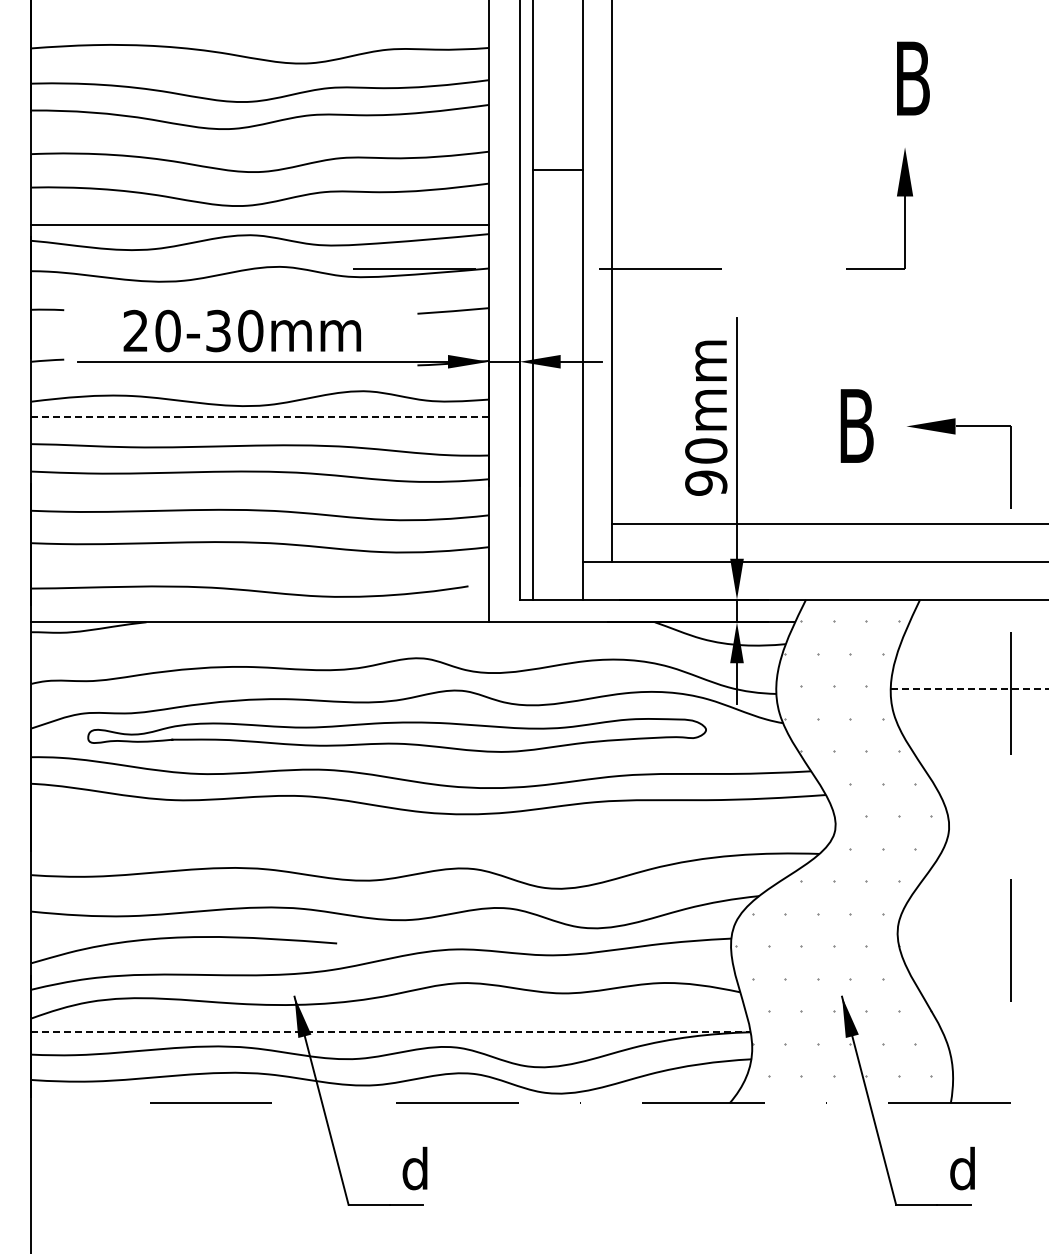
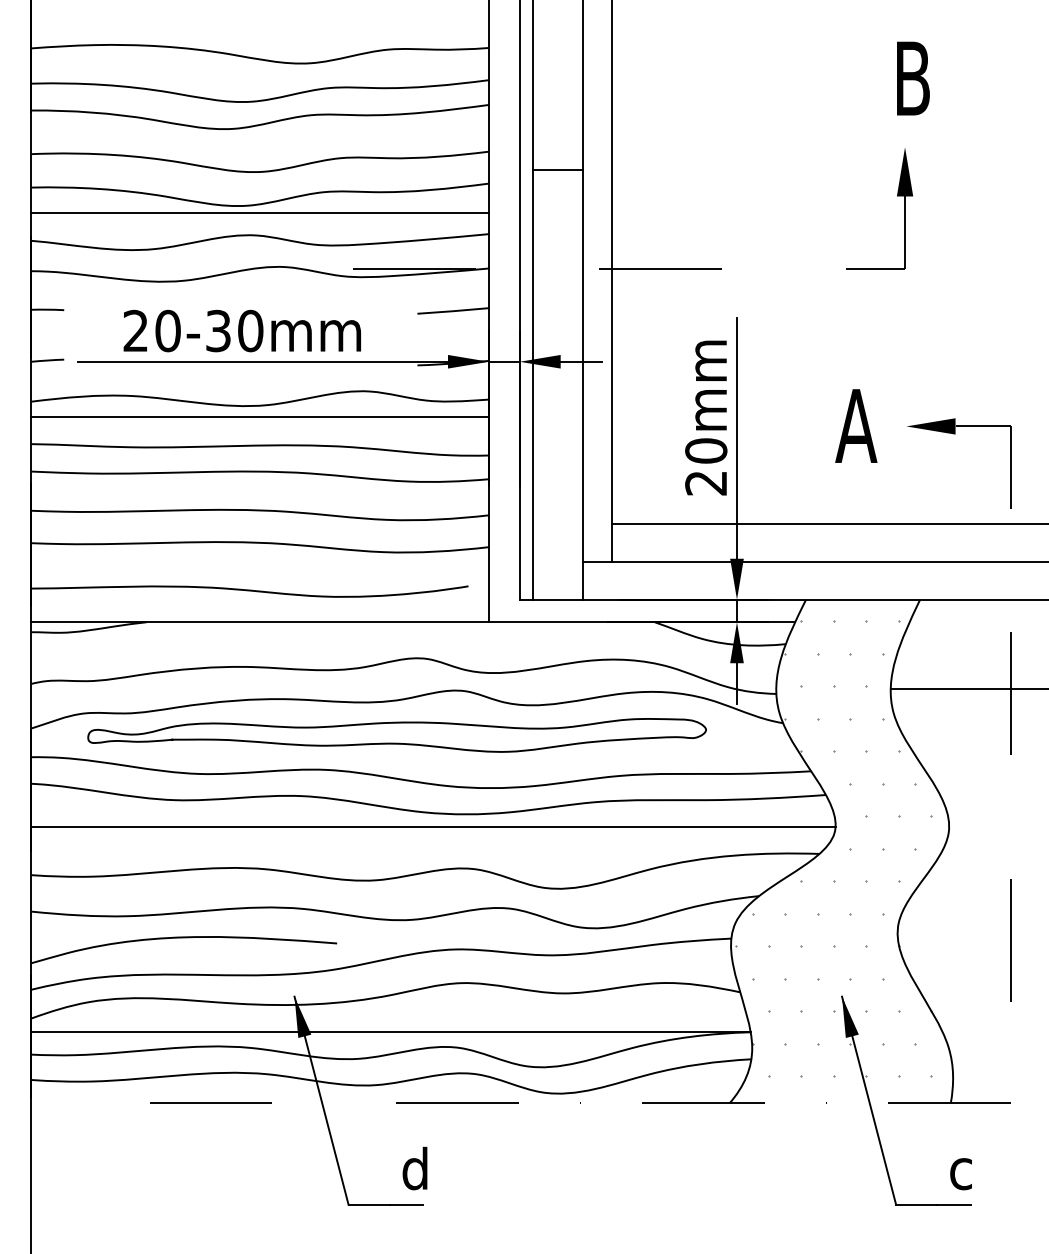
line position: (259, 224) -> (259, 212) (259, 212)
line: dashed -> solid (260, 417)
text: B -> A (856, 425)
text: 90mm -> 20mm (706, 482)
line: dashed -> solid (969, 689)
line: none -> present (433, 827)
line: dashed -> solid (391, 1031)
text: d -> c (962, 1168)
